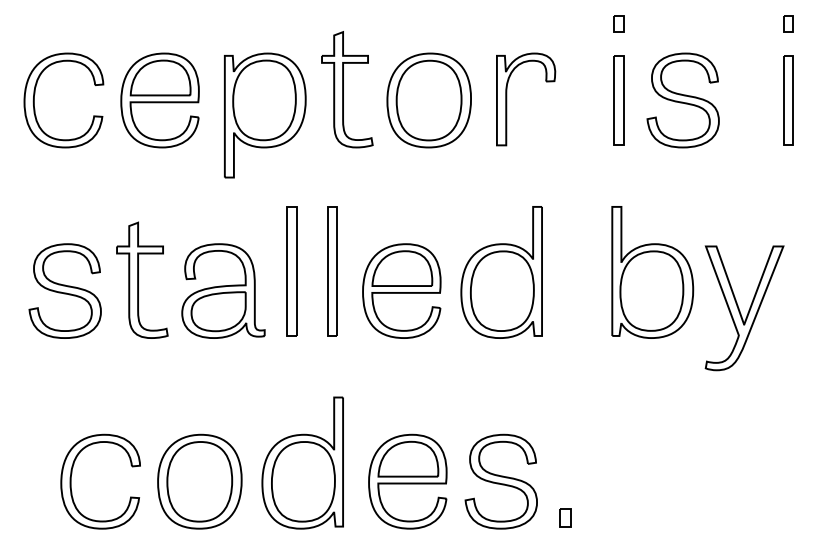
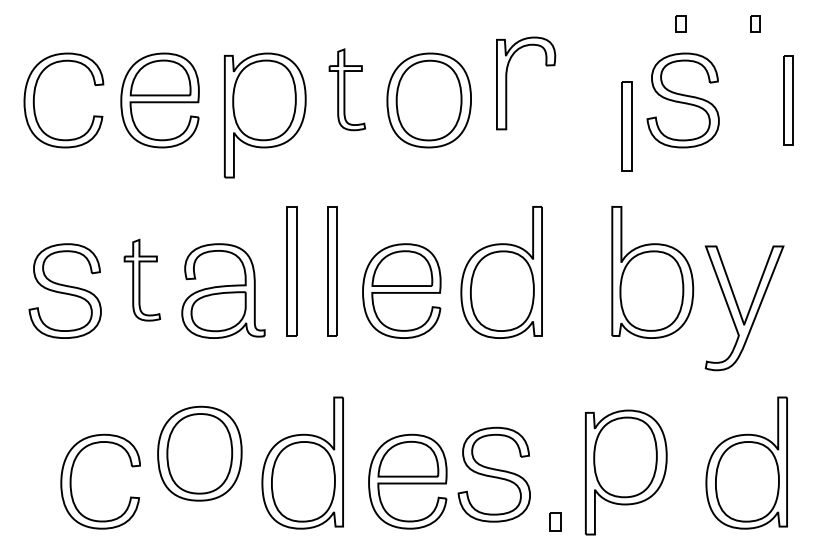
part position: (618, 23) -> (680, 23) (680, 23)
part position: (788, 23) -> (755, 23) (755, 23)
part size: 53x118 px -> 38x84 px (346, 89)
part position: (507, 99) -> (507, 83) (507, 83)
part position: (618, 100) -> (626, 126) (626, 126)
part size: 53x118 px -> 39x84 px (142, 279)
part: none -> present (746, 462)
part: none -> present (626, 472)
part position: (199, 481) -> (199, 453) (199, 453)
part position: (500, 481) -> (493, 474) (493, 474)
part position: (565, 517) -> (555, 521) (555, 521)
